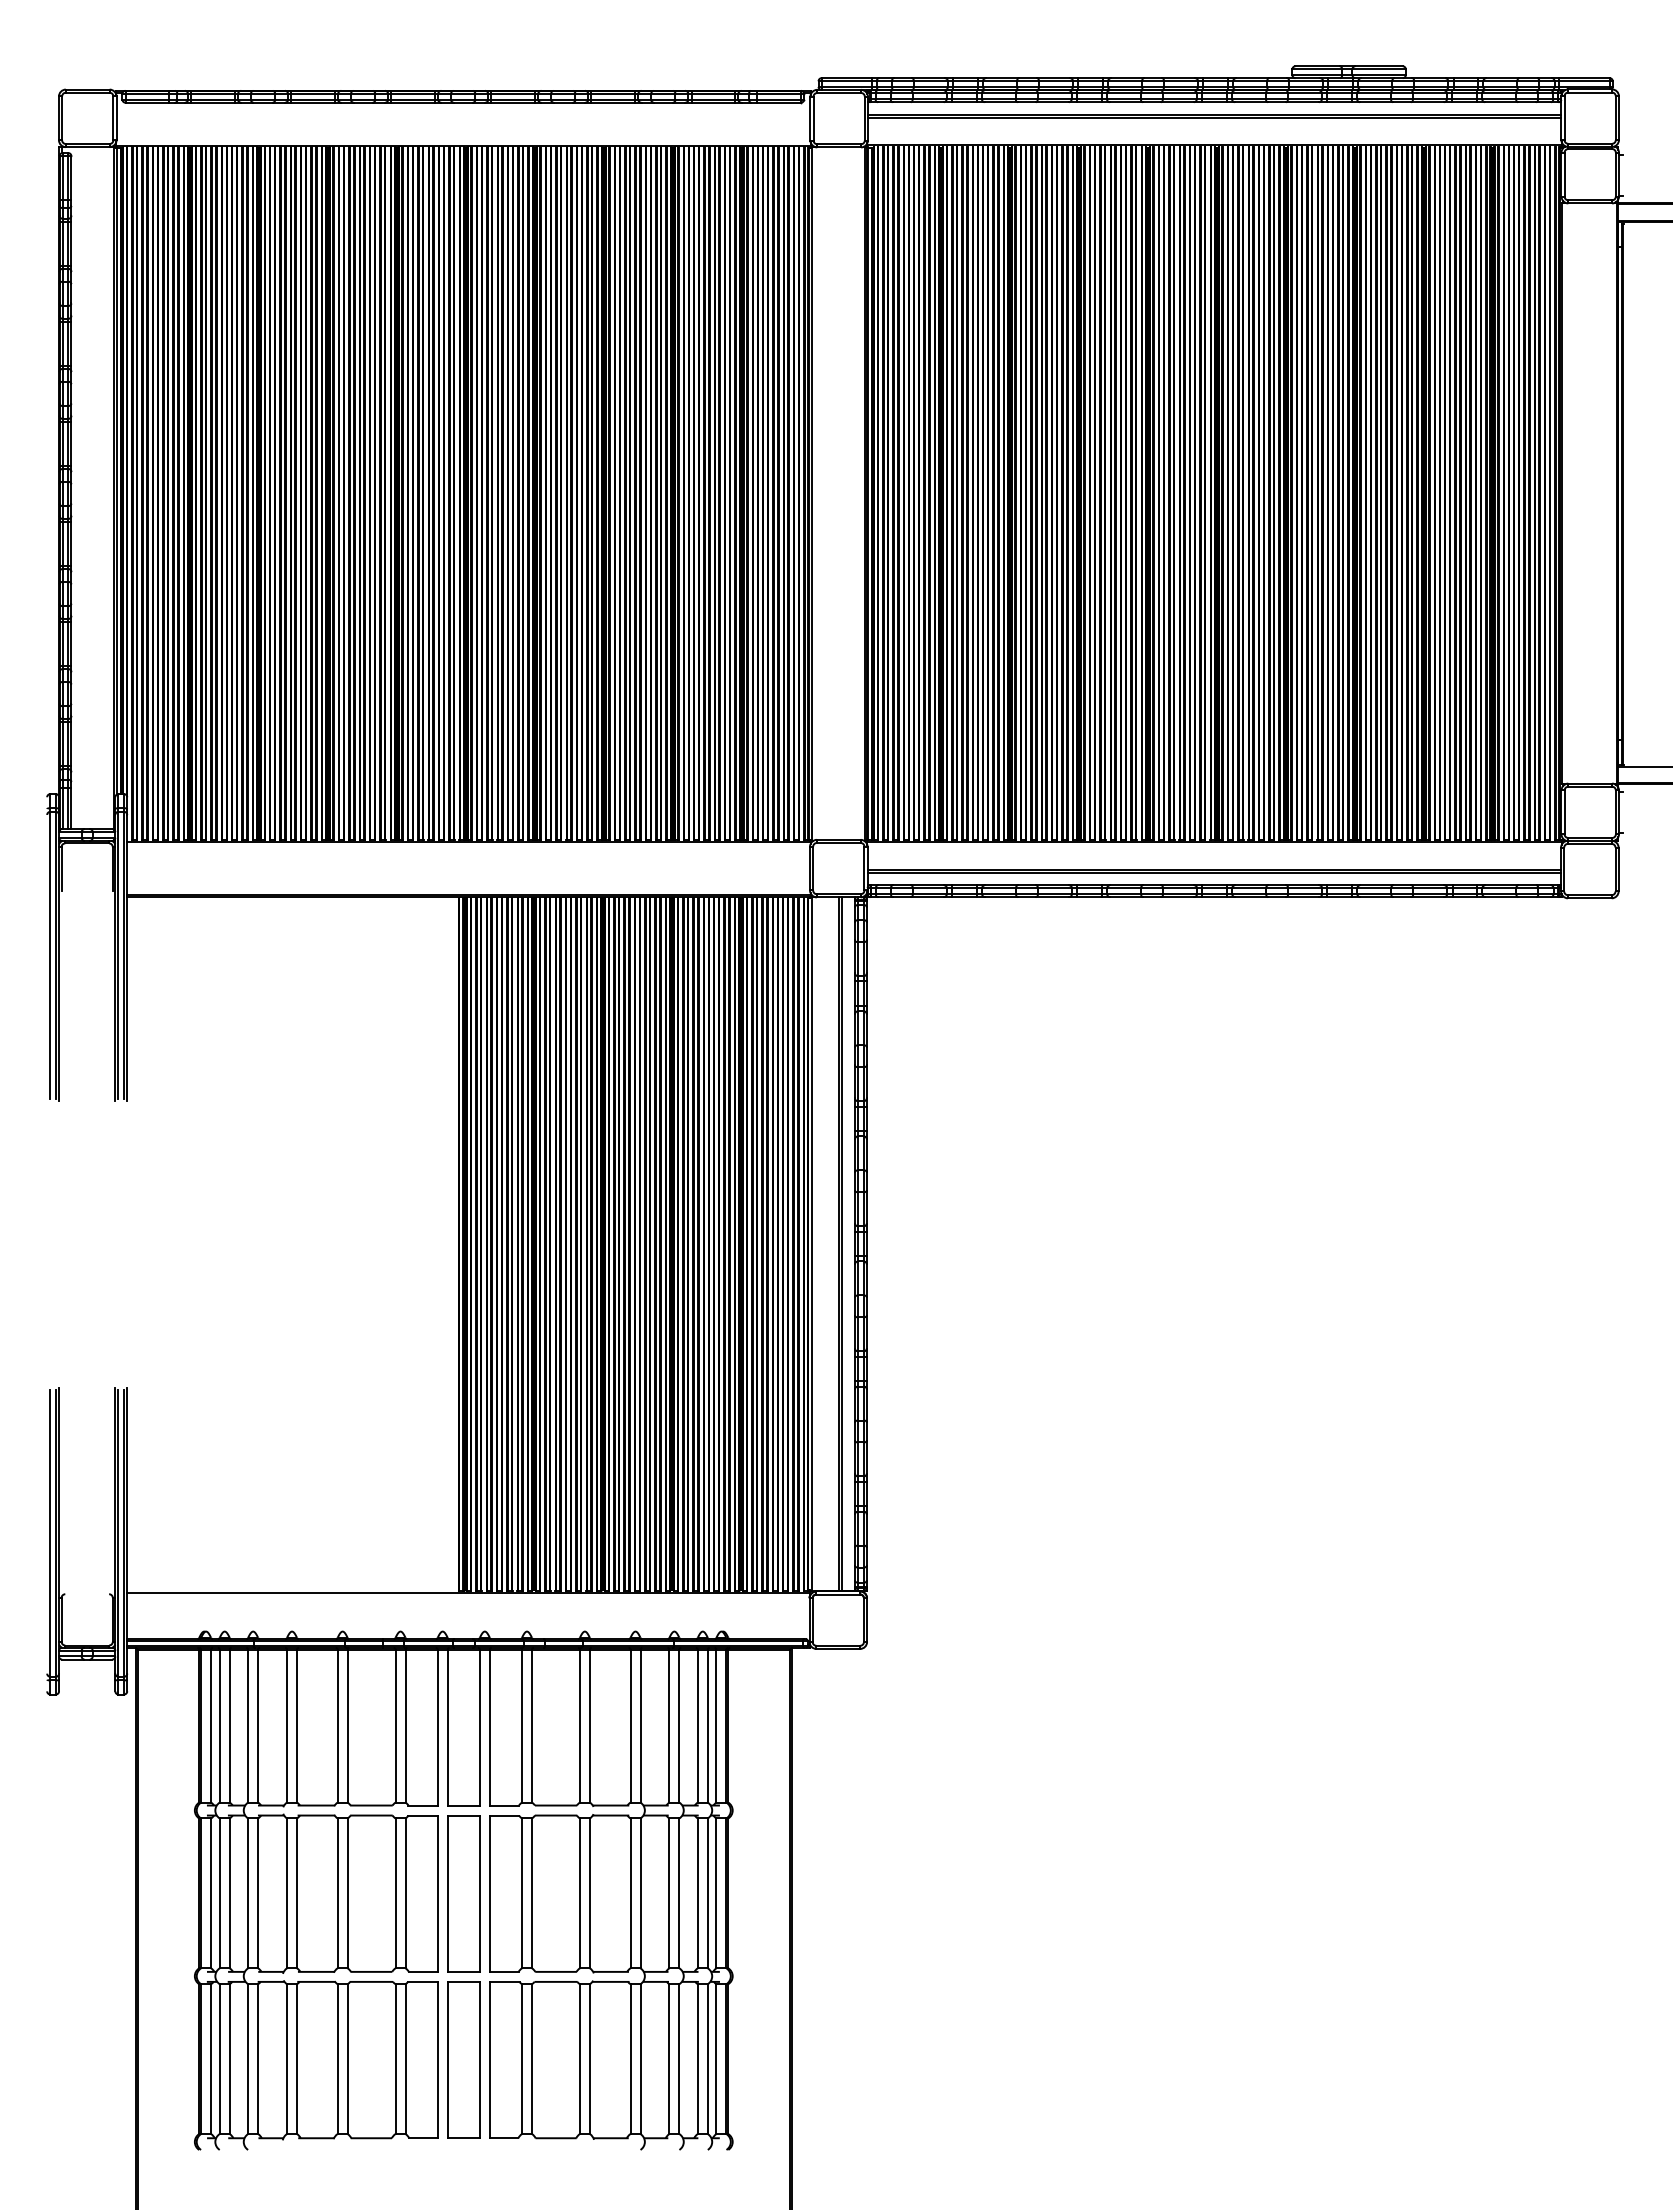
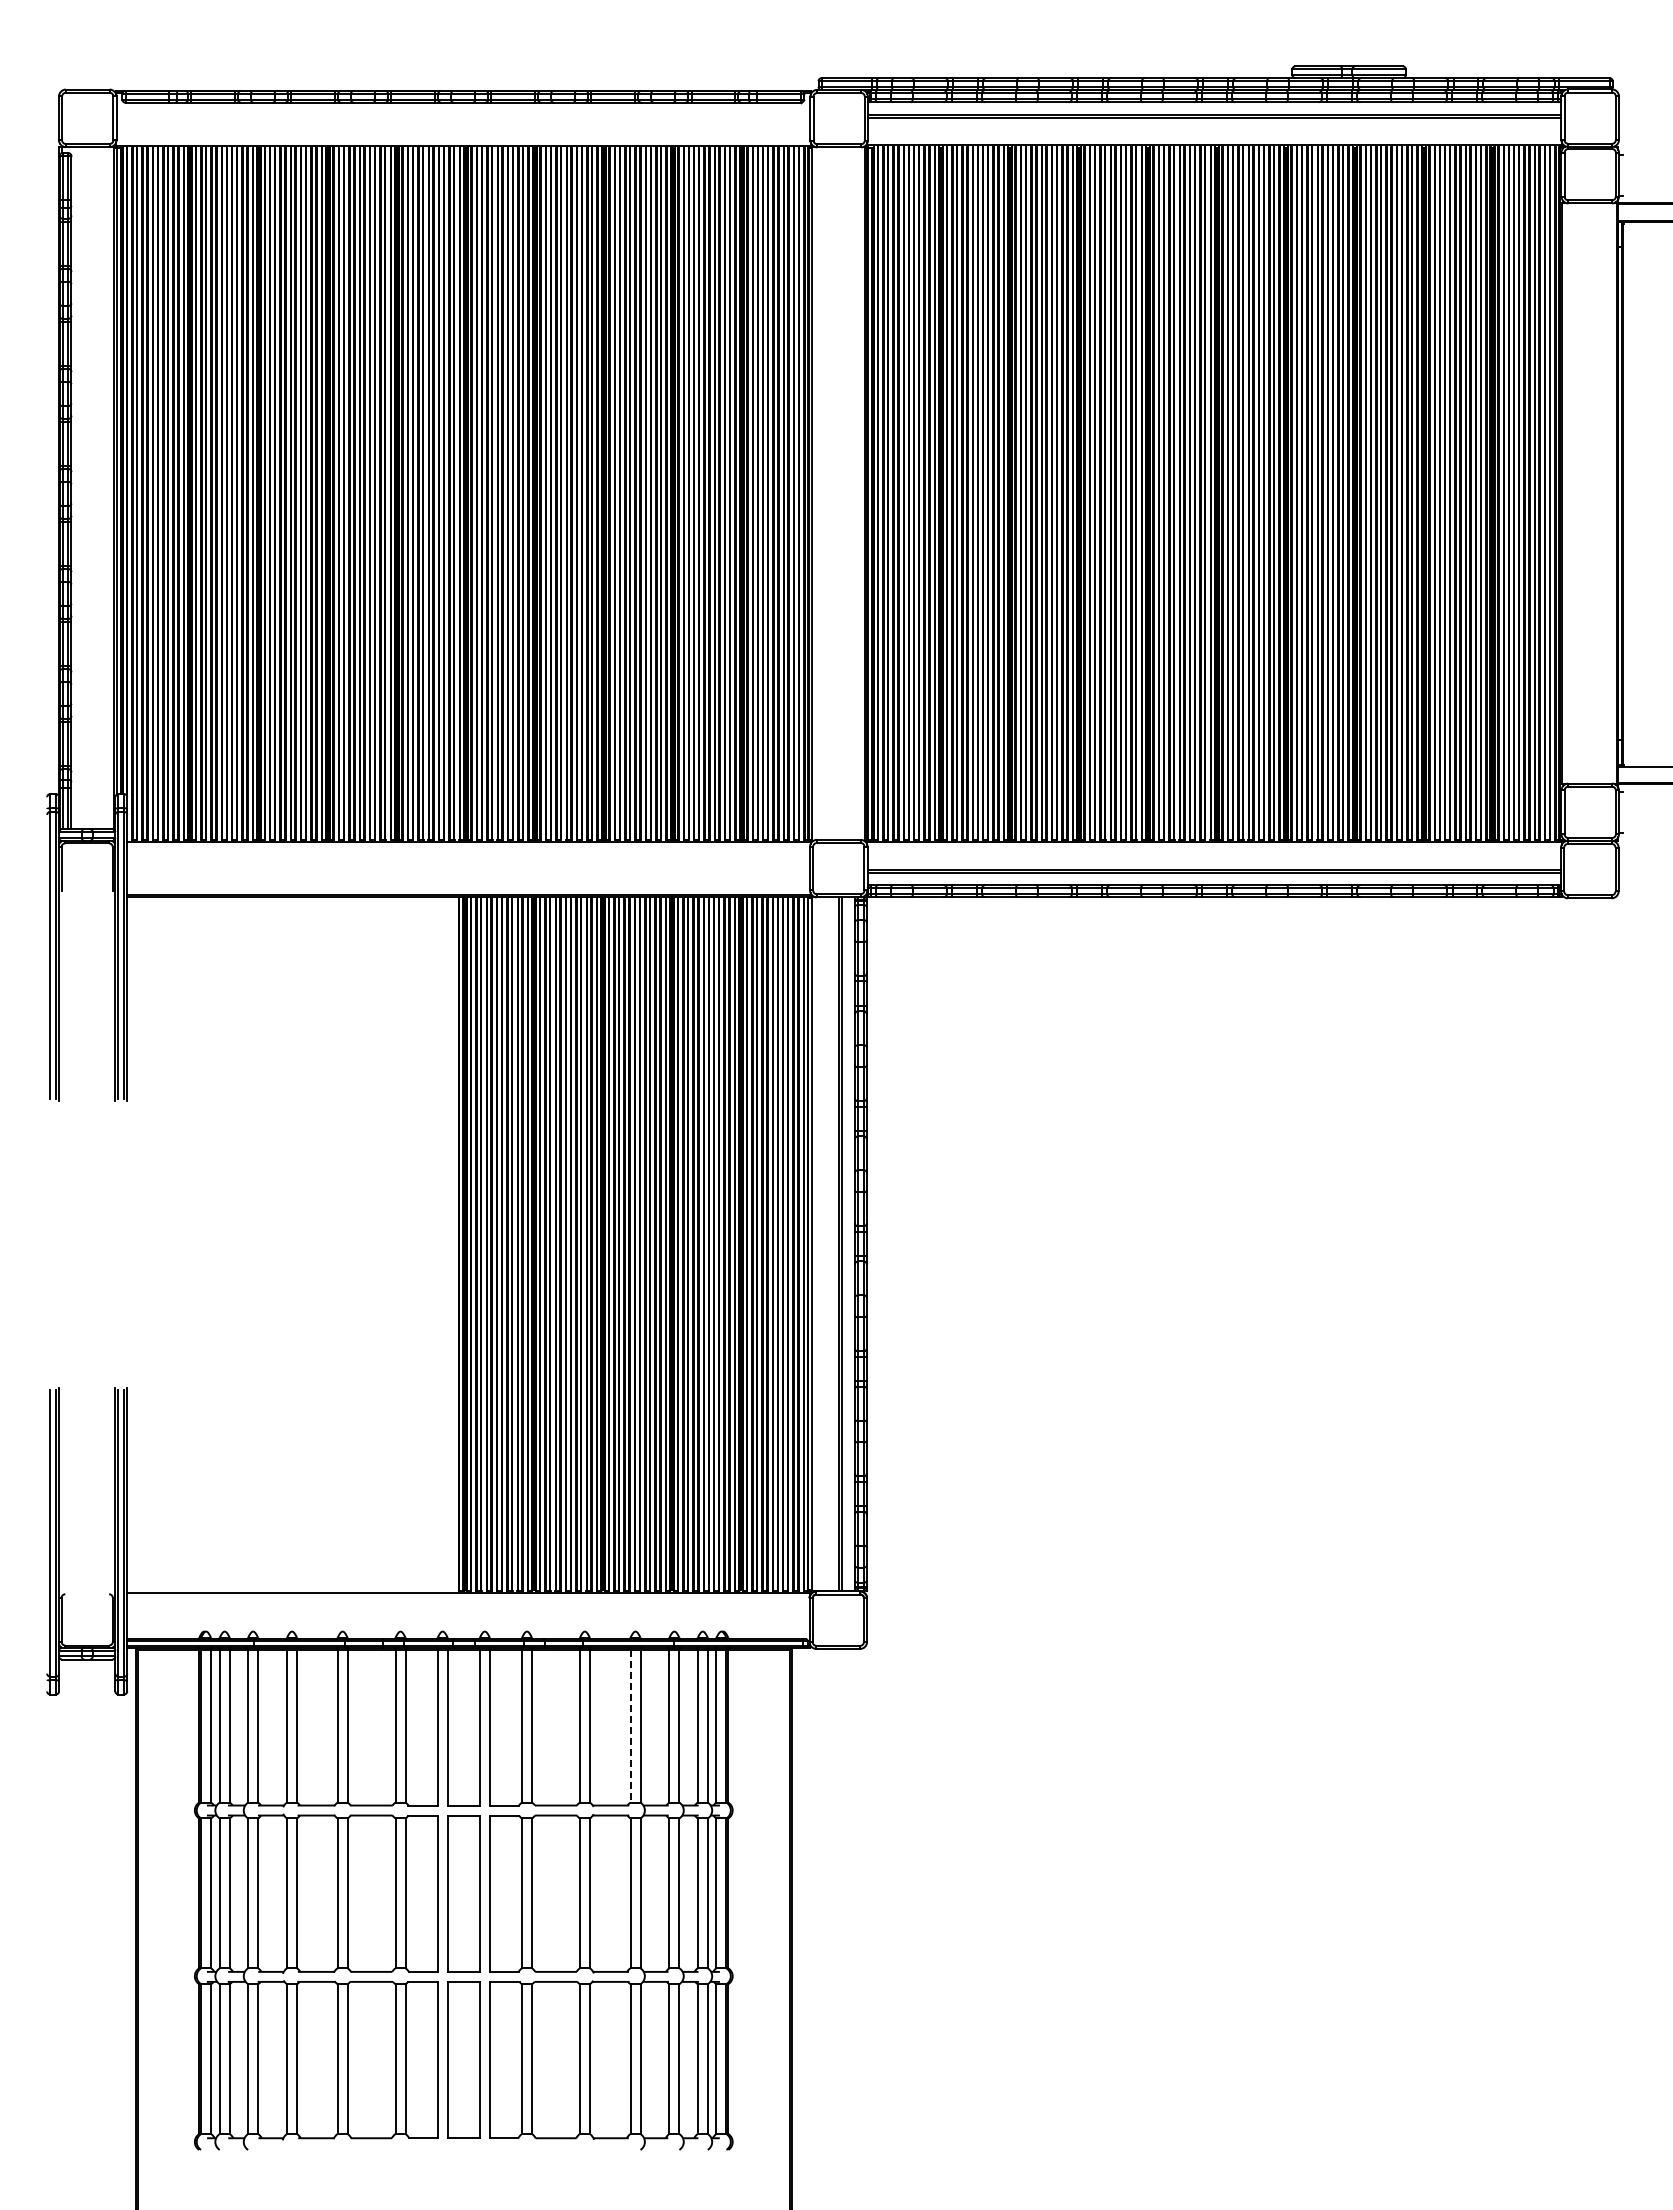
line: solid -> dashed (630, 1726)
